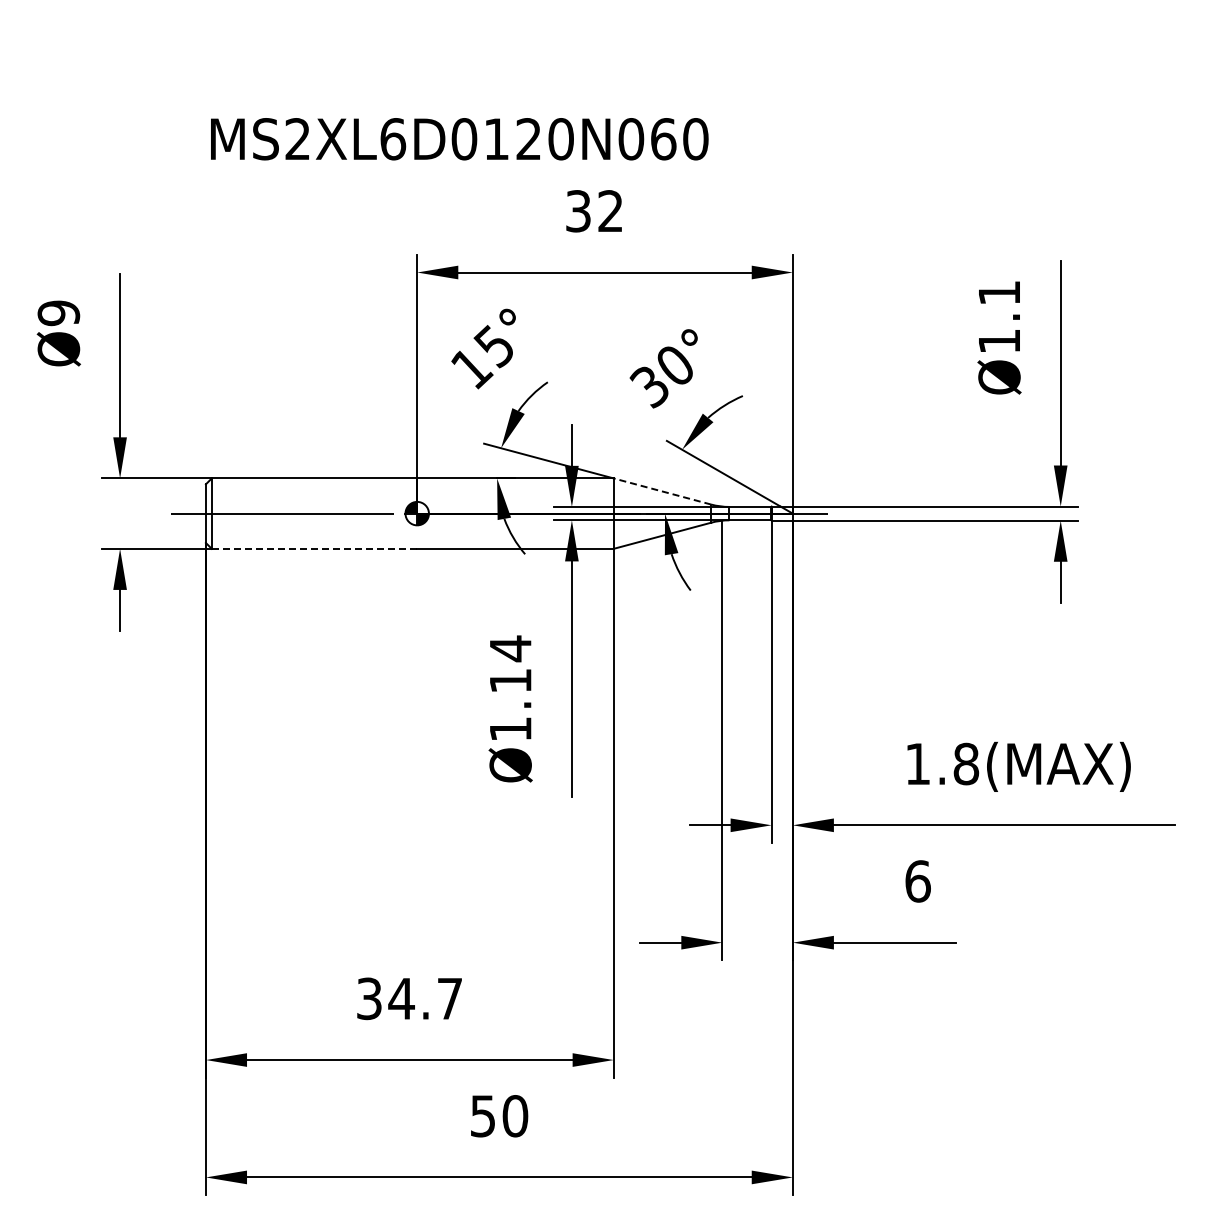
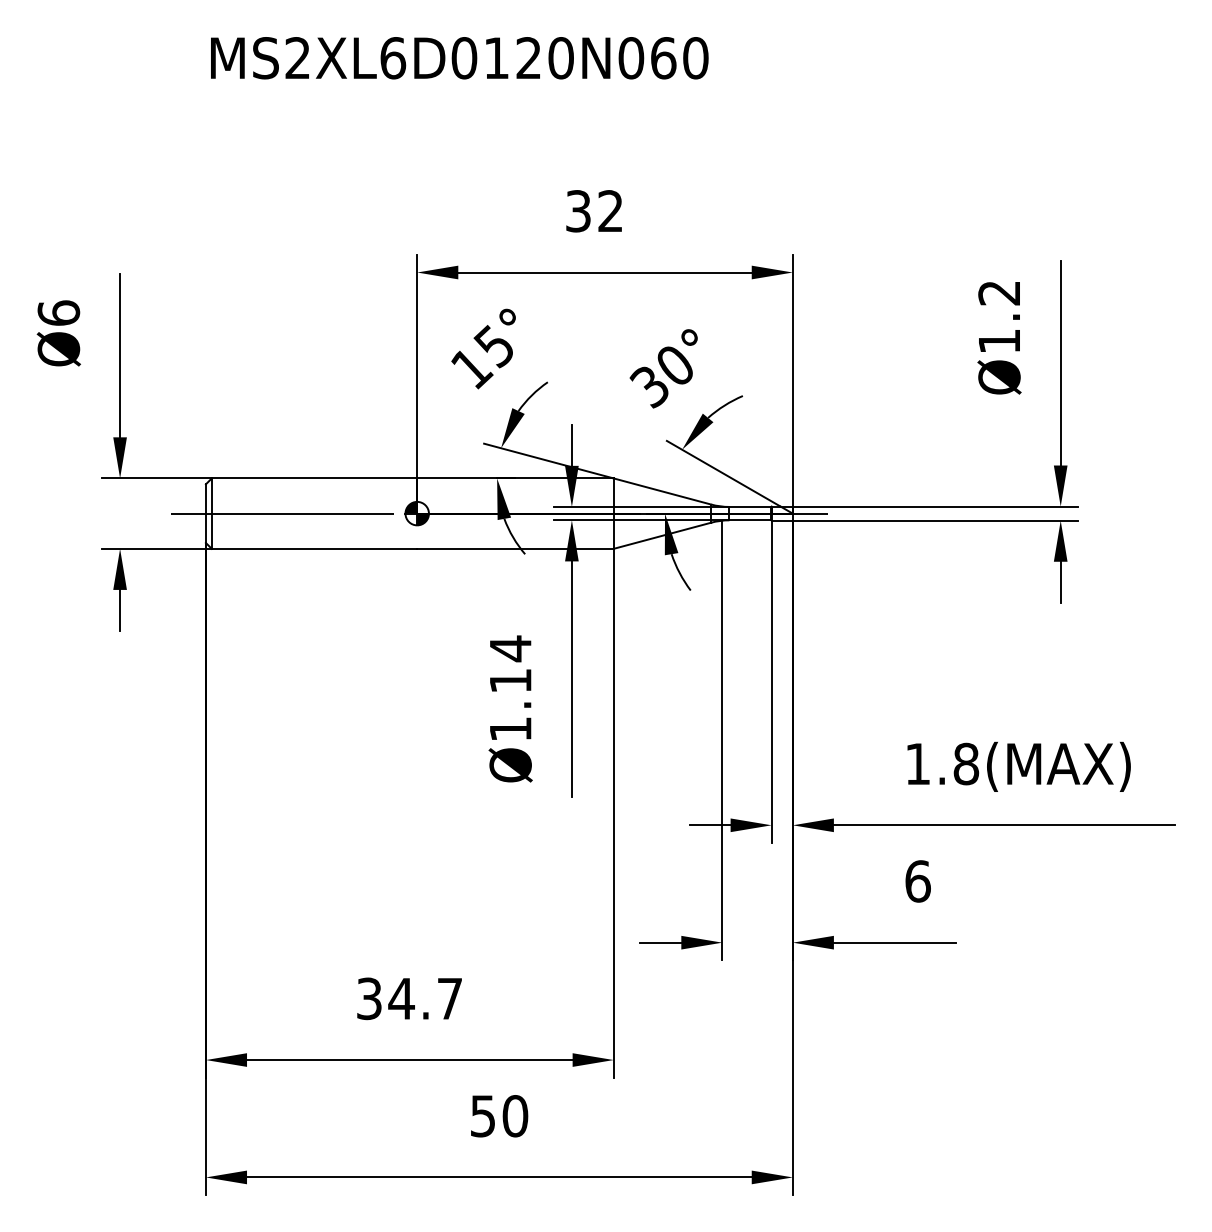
text position: (459, 139) -> (459, 58) (459, 58)
text: Ø1.1 -> Ø1.2 (998, 293)
text: Ø9 -> Ø6 (58, 313)
line: dashed -> solid (661, 491)
line: dashed -> solid (314, 548)
